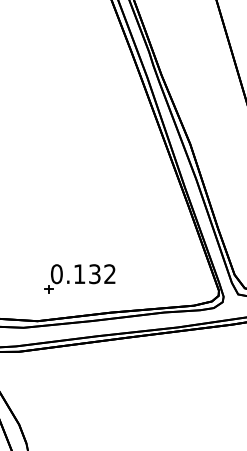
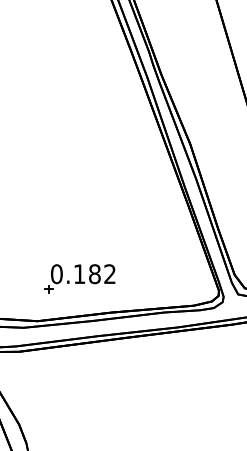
text: 0.132 -> 0.182 (94, 274)
